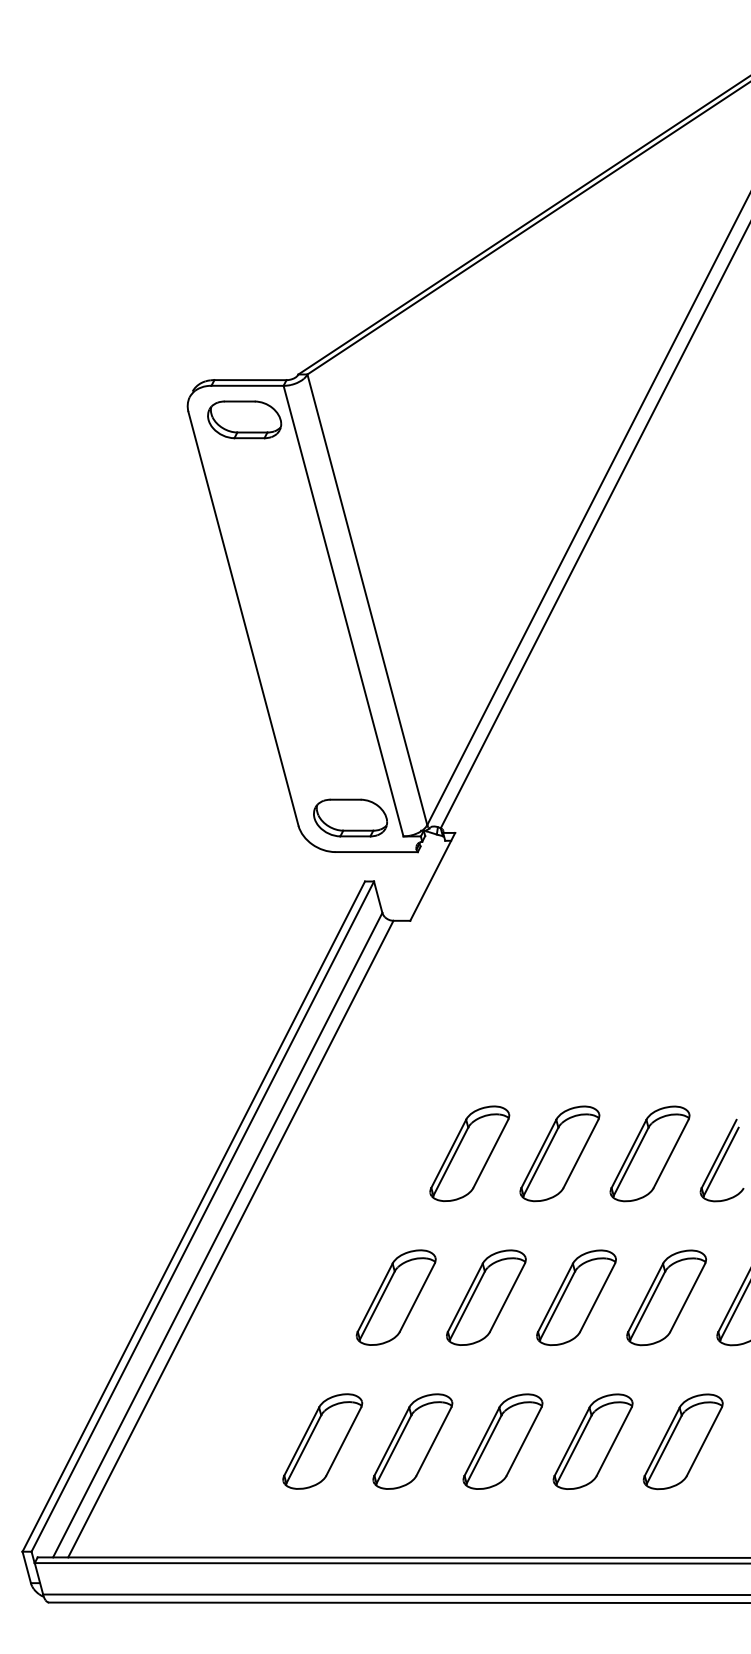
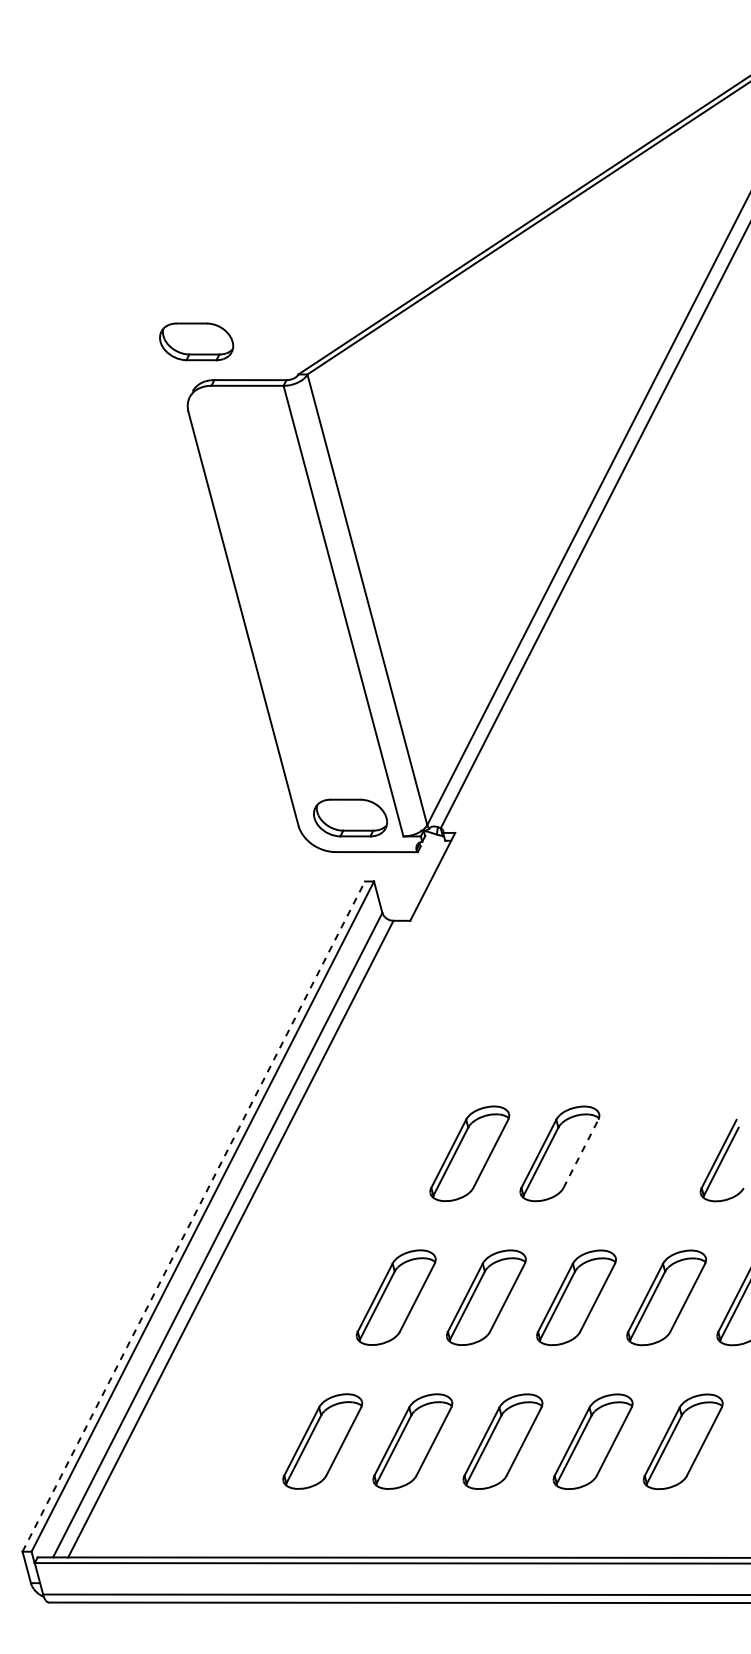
part position: (244, 419) -> (196, 341) (196, 341)
line: solid -> dashed (581, 1153)
part: present -> none (649, 1153)
line: solid -> dashed (194, 1216)
